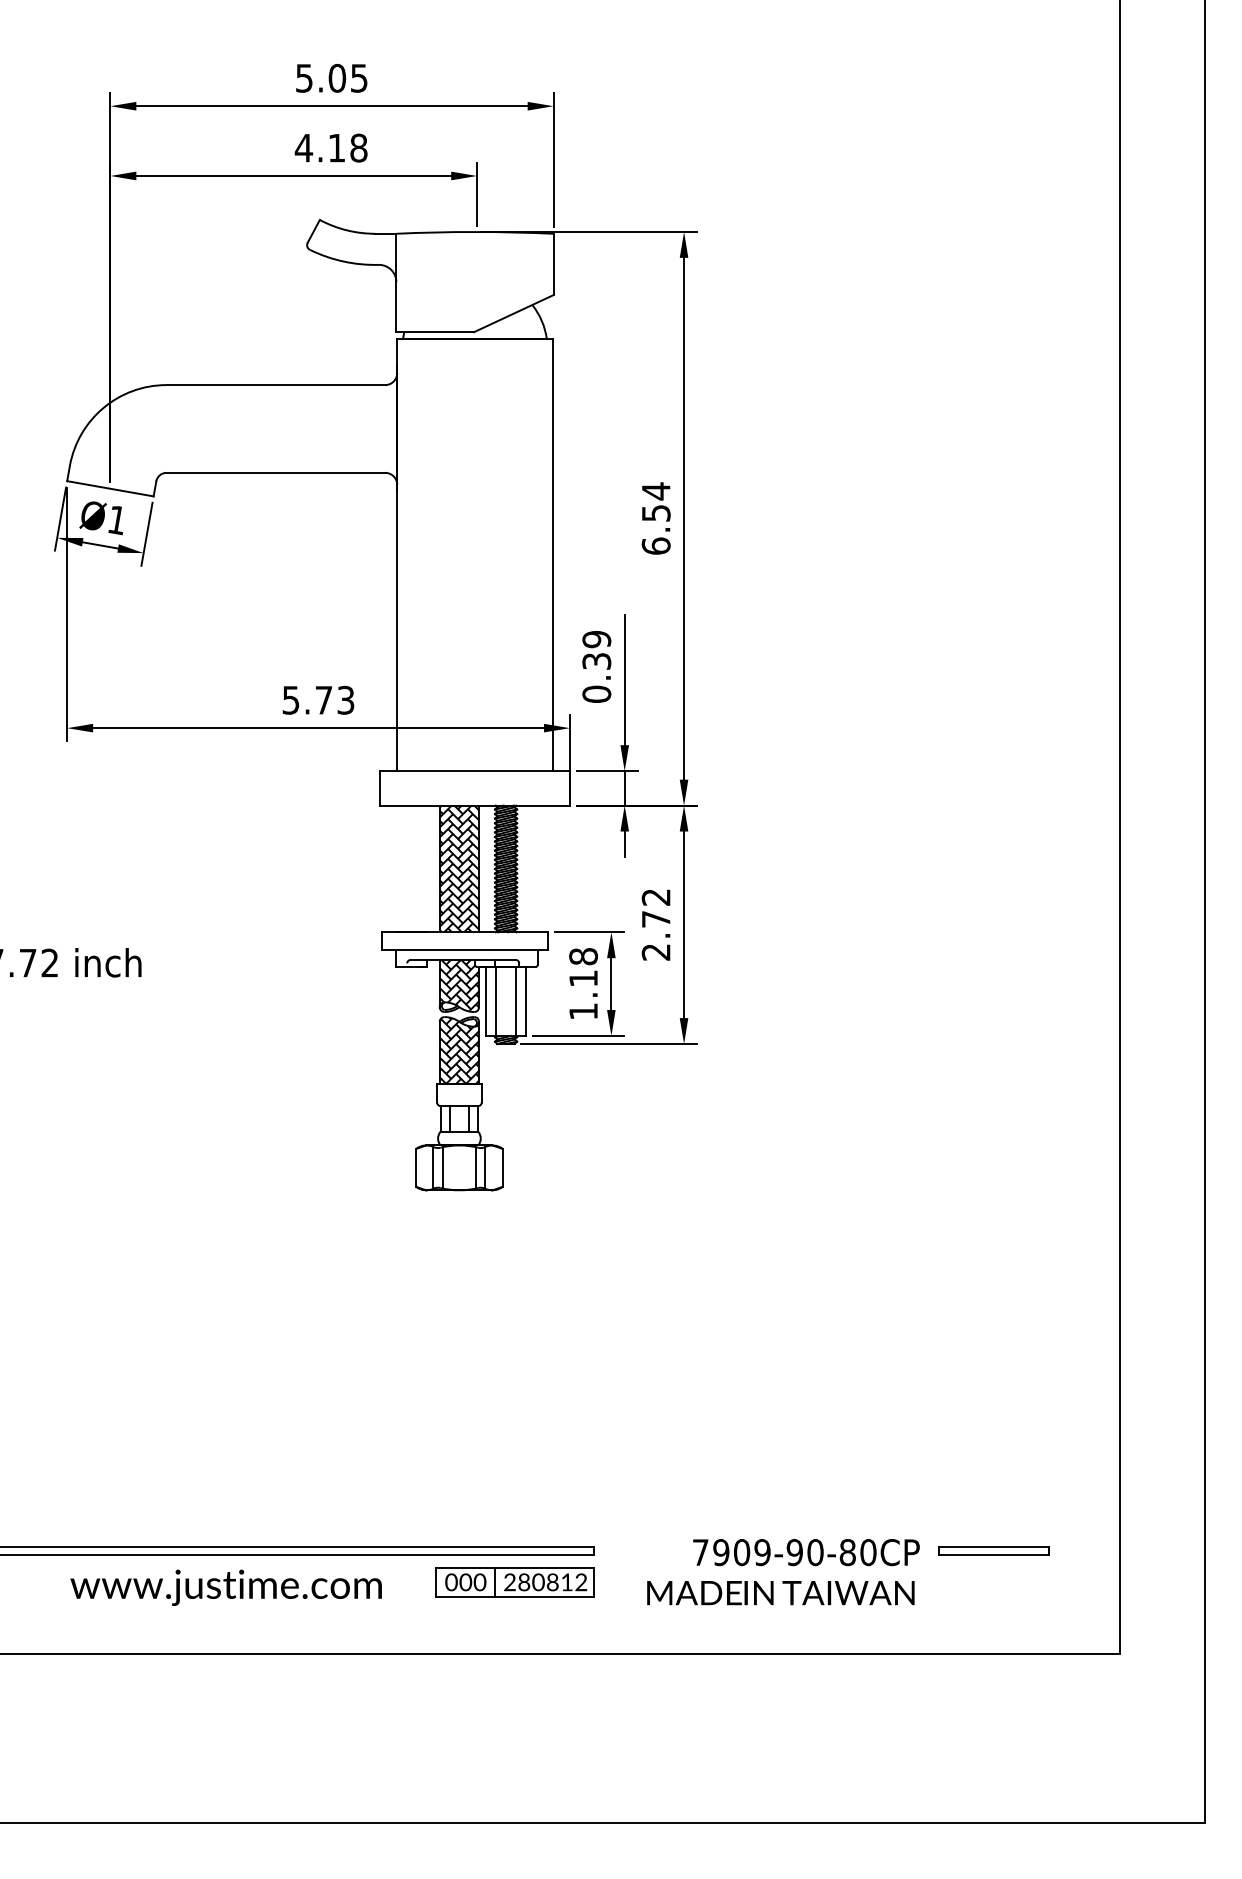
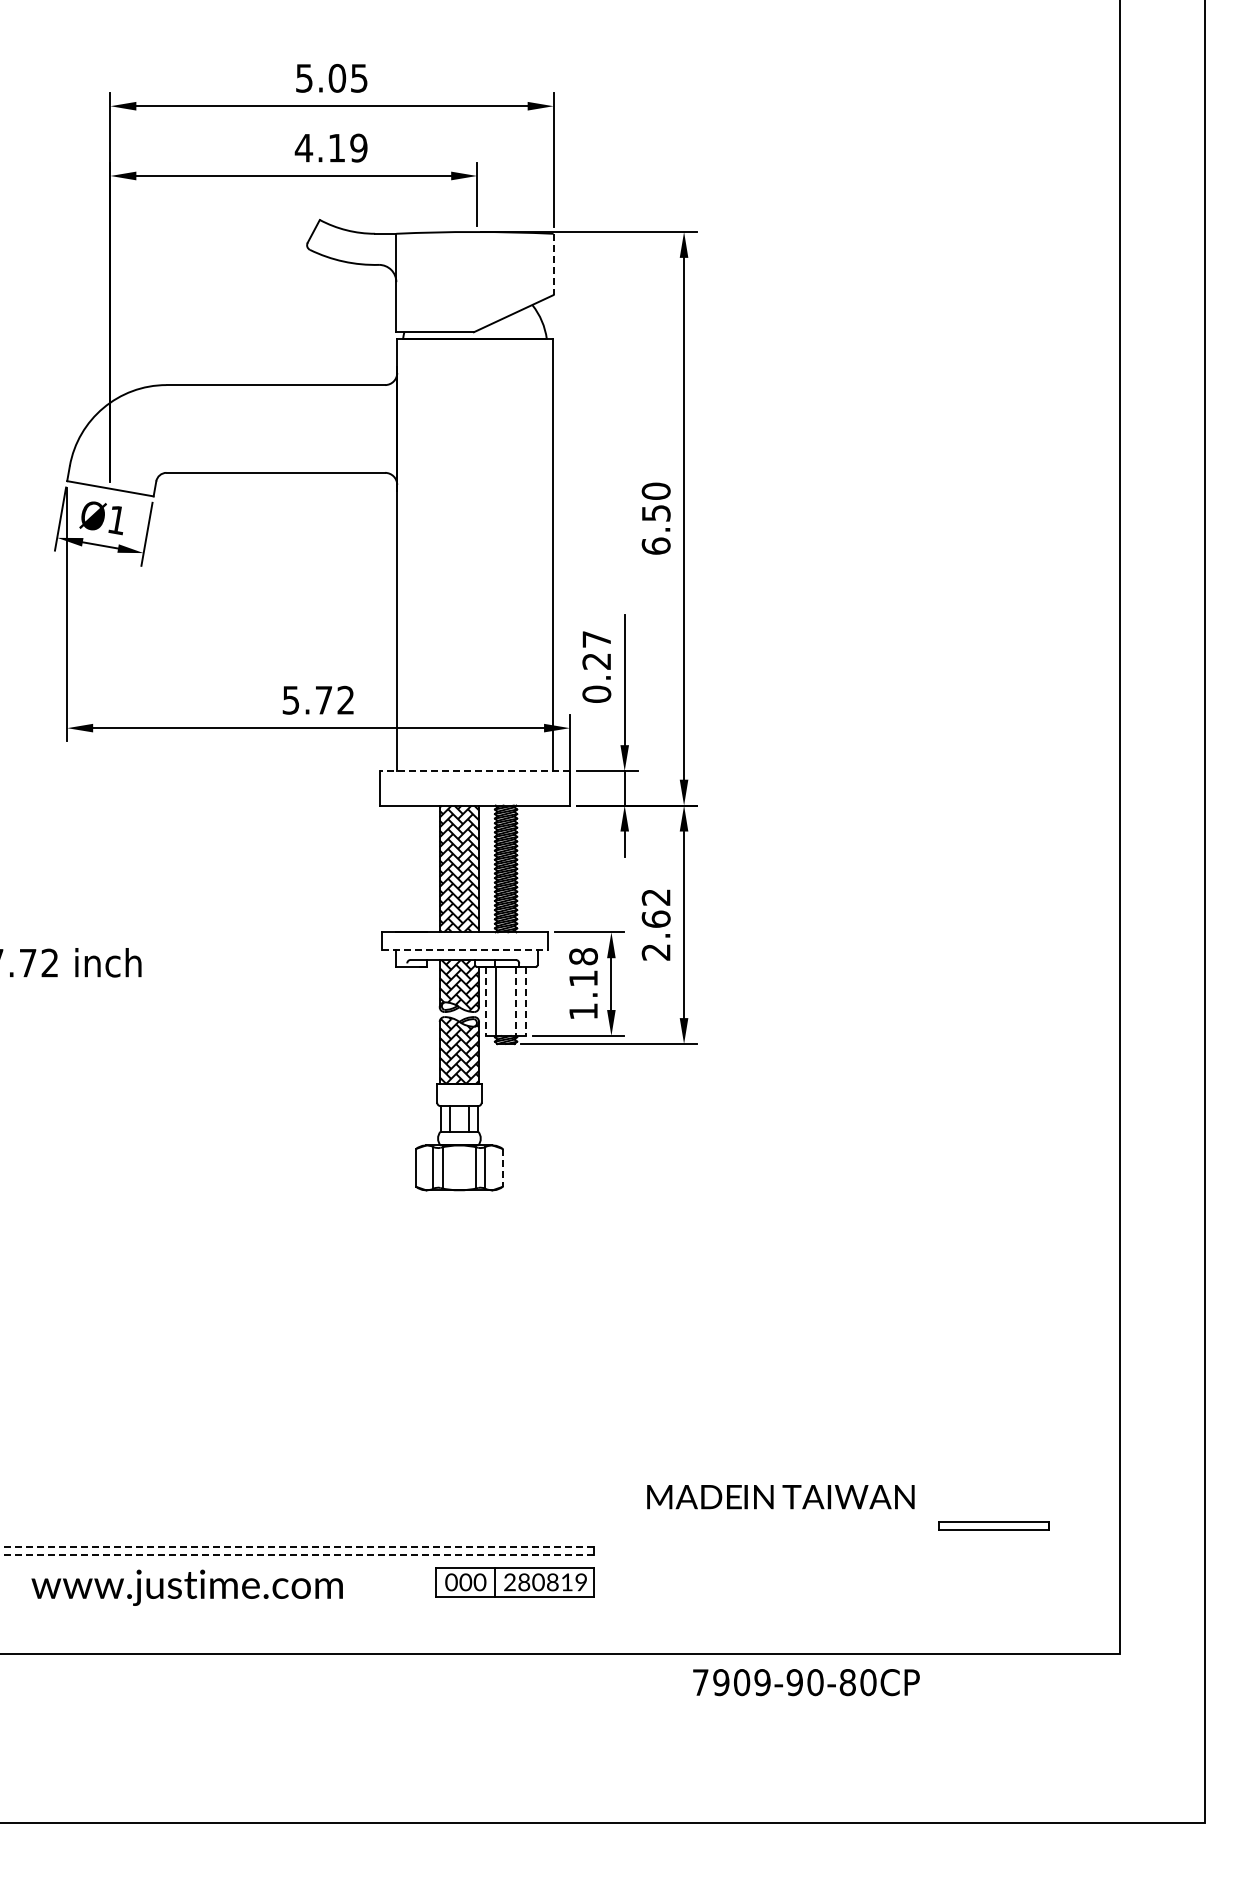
text: 4.18 -> 4.19 (358, 147)
line: solid -> dashed (553, 264)
text: 6.54 -> 6.50 (655, 491)
text: 0.39 -> 0.27 (596, 650)
text: 5.73 -> 5.72 (345, 700)
line: solid -> dashed (474, 771)
text: 2.72 -> 2.62 (655, 918)
line: solid -> dashed (465, 949)
line: solid -> dashed (486, 1001)
line: solid -> dashed (516, 1001)
line: solid -> dashed (526, 1001)
line: solid -> dashed (502, 1168)
line: solid -> dashed (297, 1546)
part position: (993, 1550) -> (993, 1525) (993, 1525)
text position: (806, 1552) -> (806, 1682) (806, 1682)
line: solid -> dashed (297, 1554)
text: 280812 -> 280819 (581, 1583)
text position: (225, 1587) -> (186, 1587) (186, 1587)
text position: (780, 1593) -> (780, 1497) (780, 1497)
